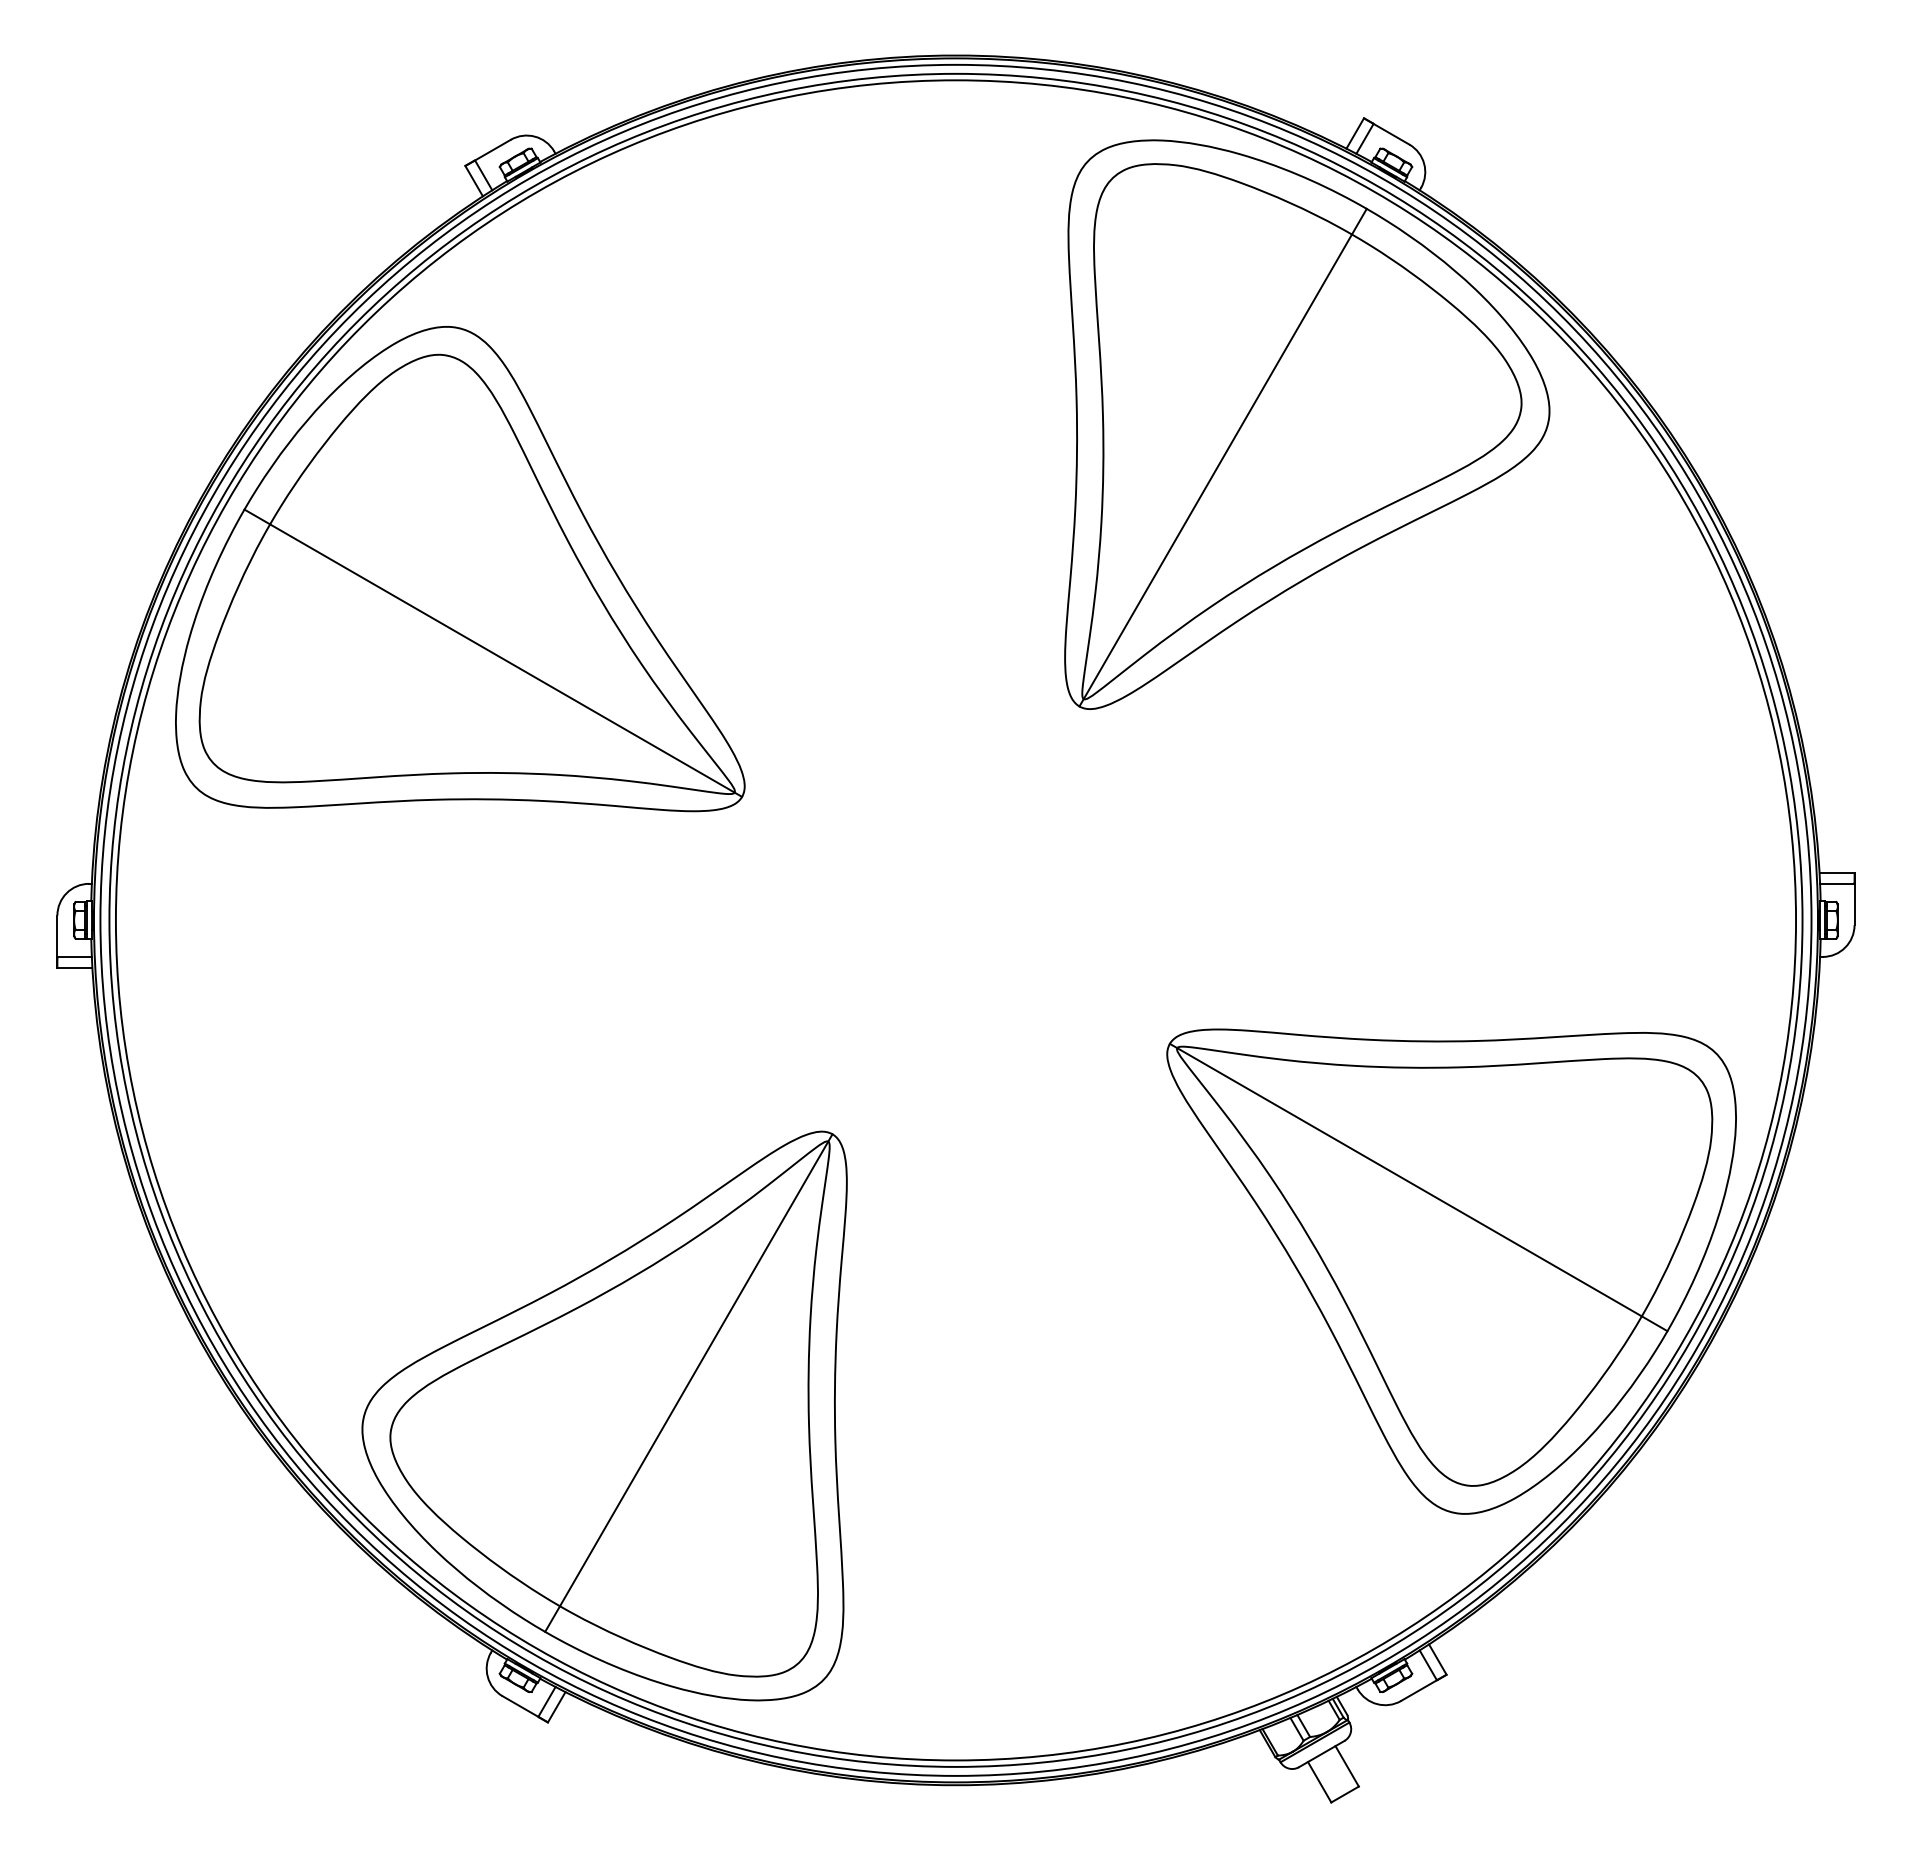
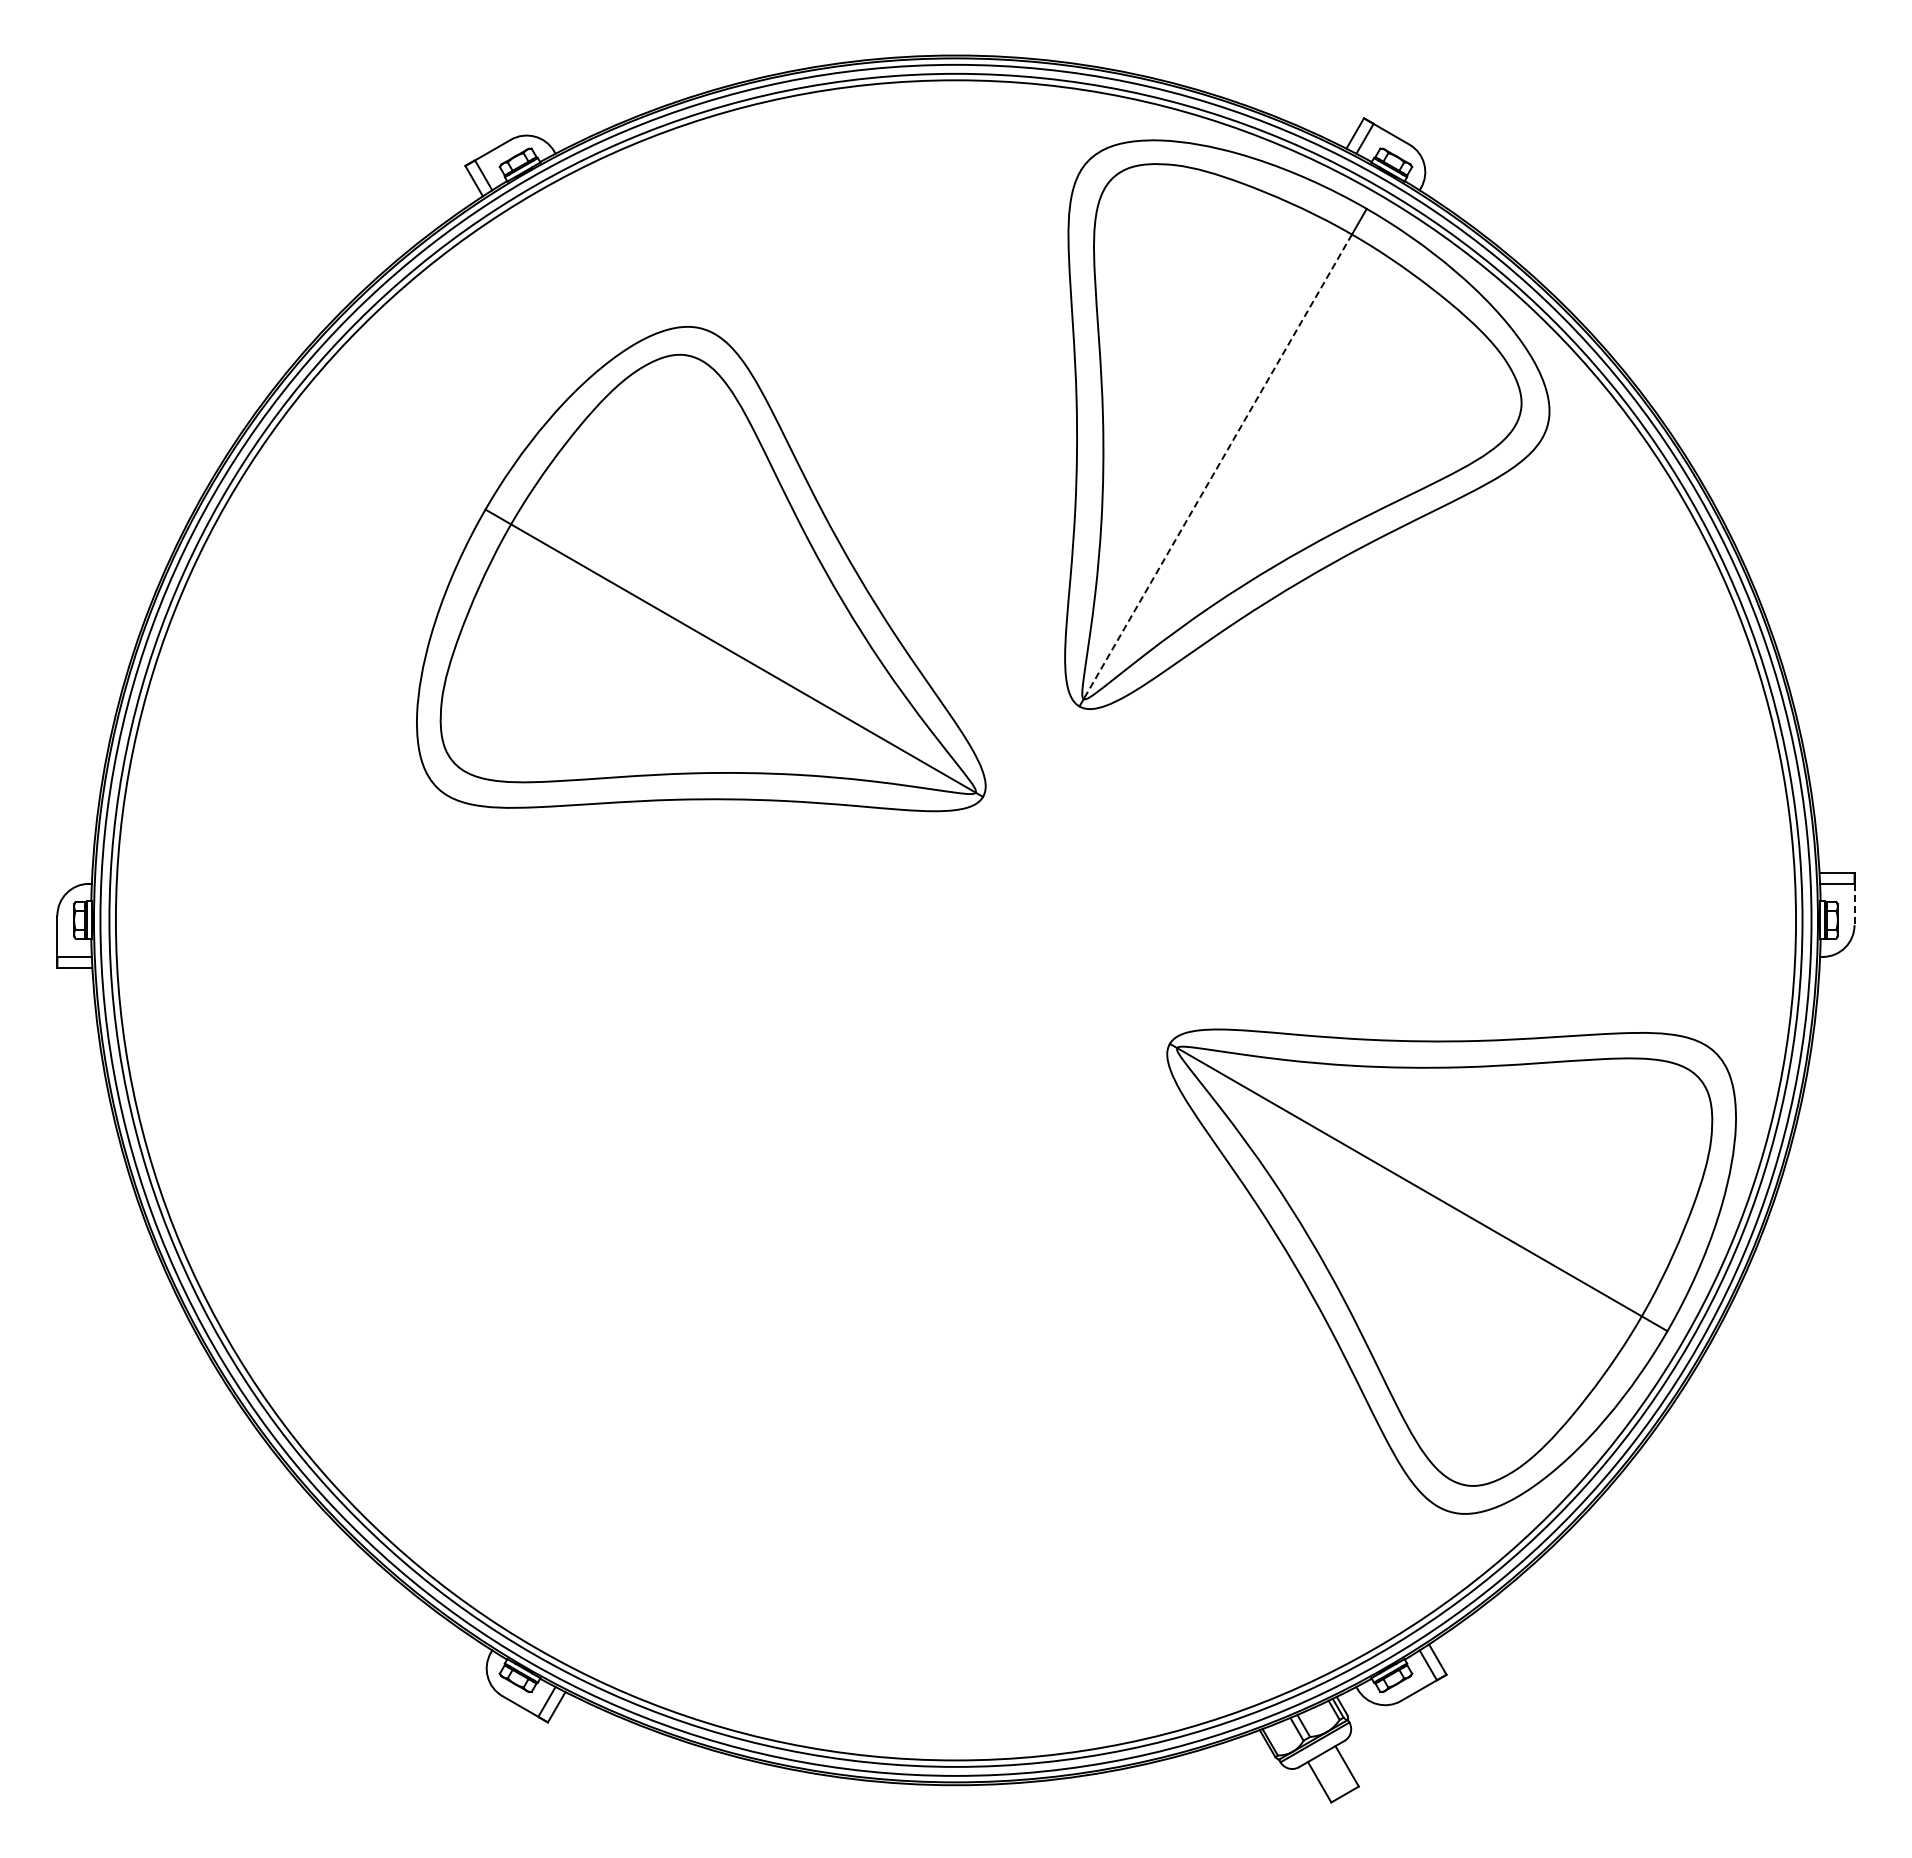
line: solid -> dashed (1217, 467)
part position: (460, 569) -> (701, 569) (701, 569)
line: solid -> dashed (1854, 904)
part: present -> none (604, 1415)
